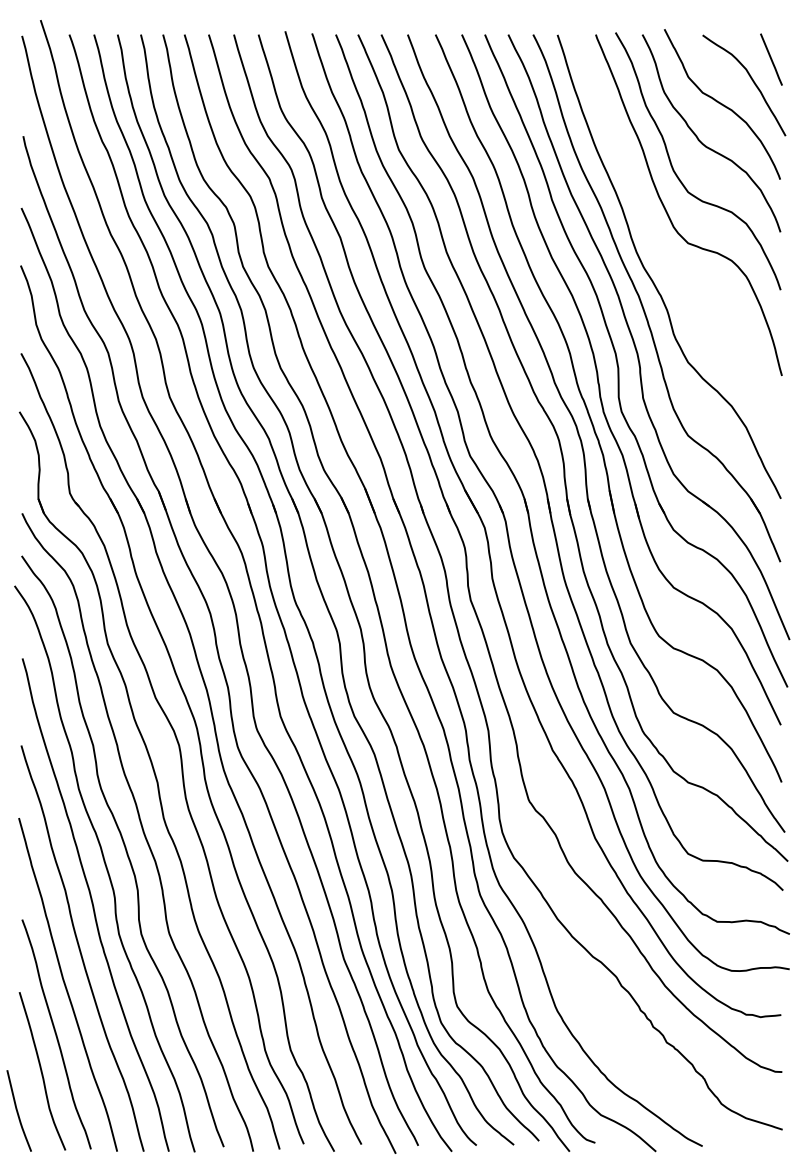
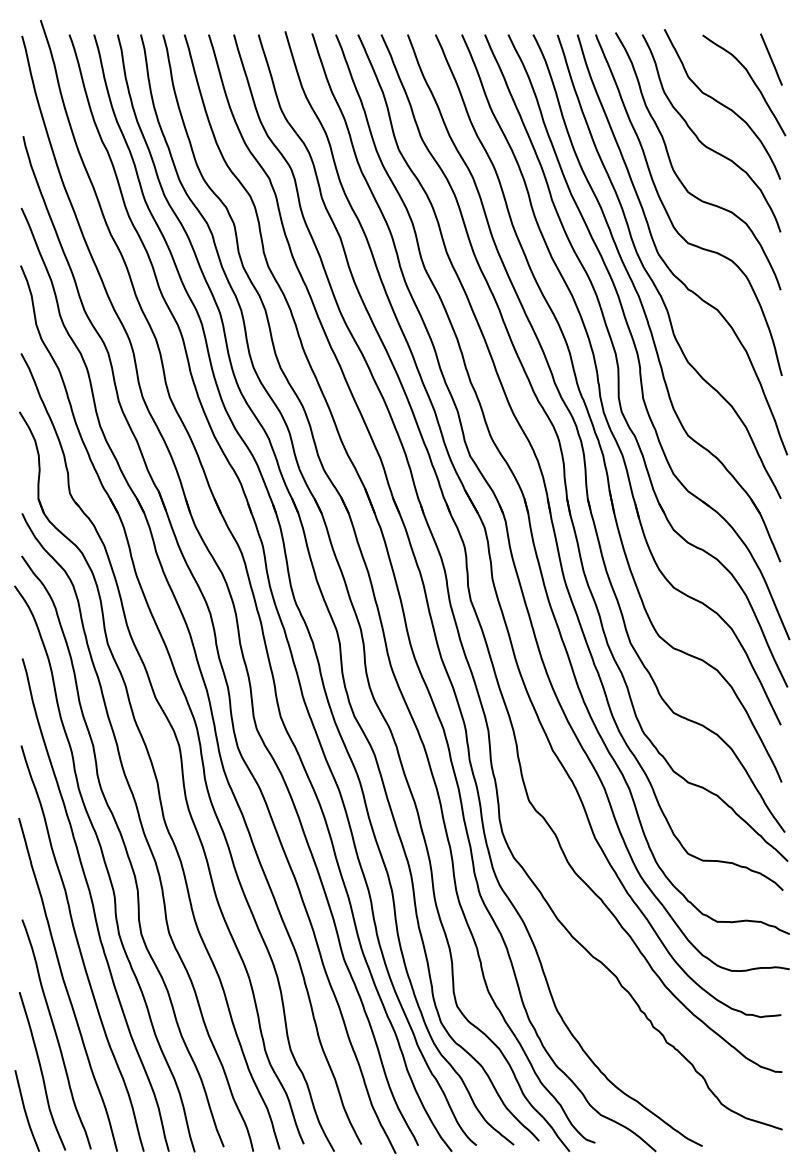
curve: none -> present (664, 260)
curve position: (17, 1110) -> (25, 1110) (25, 1110)
